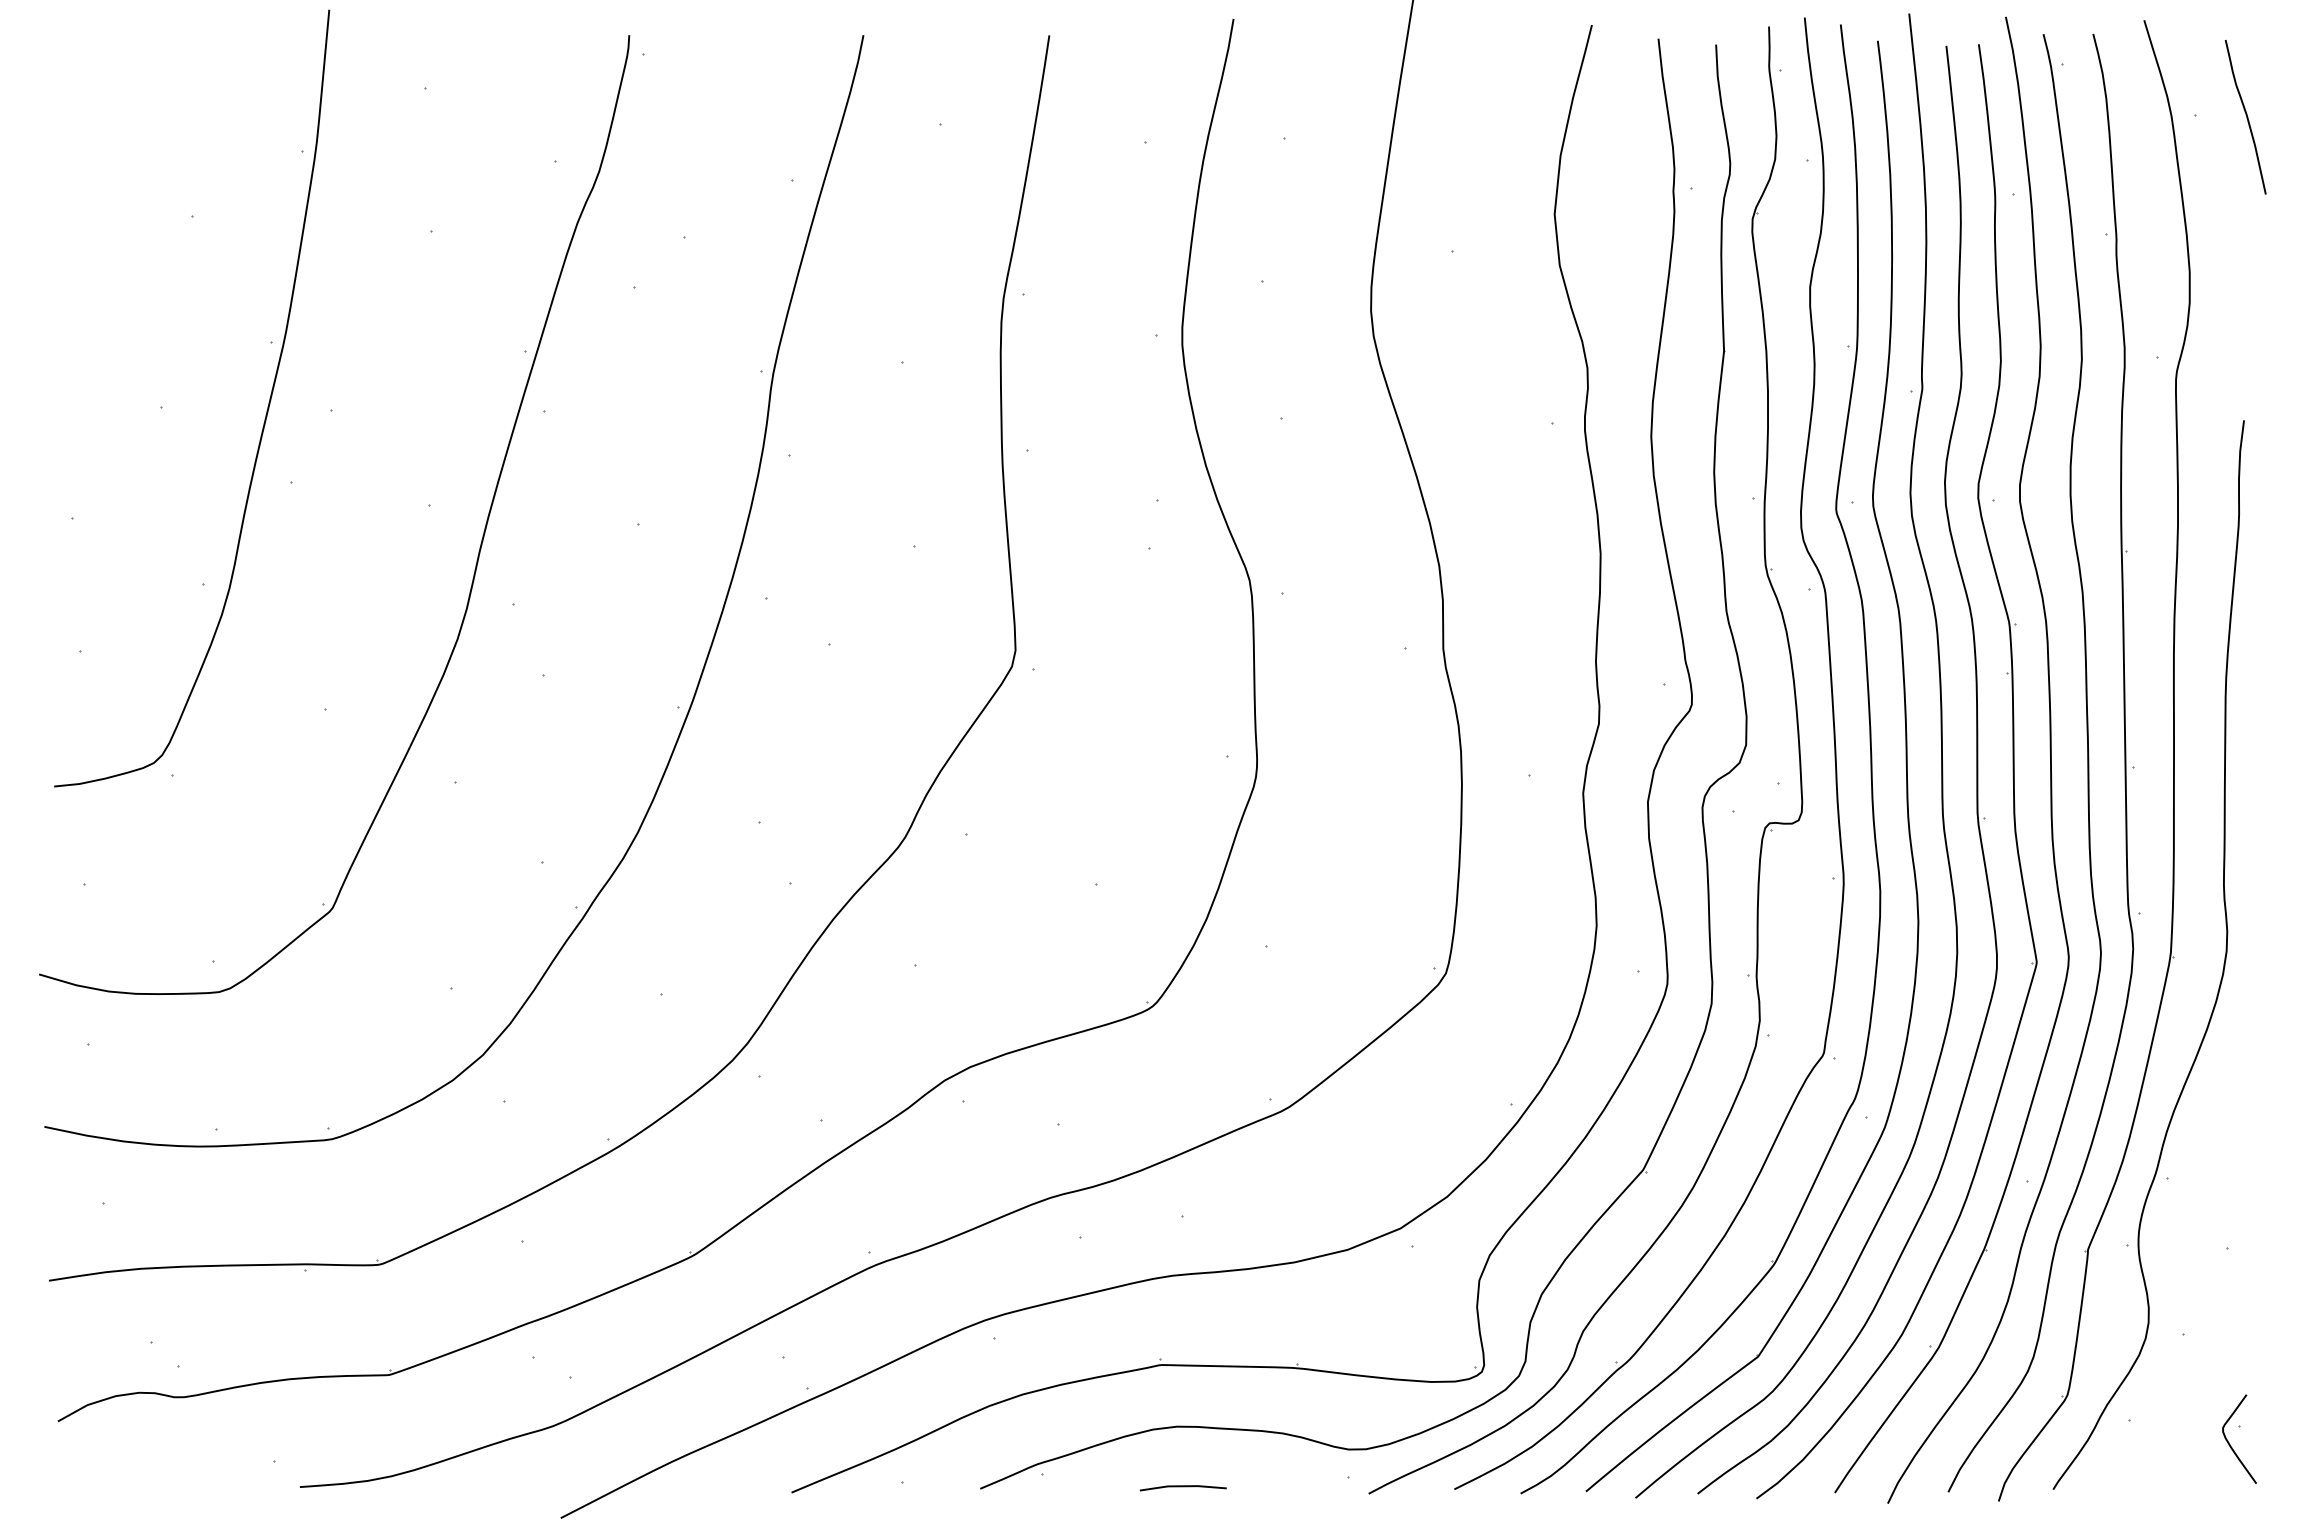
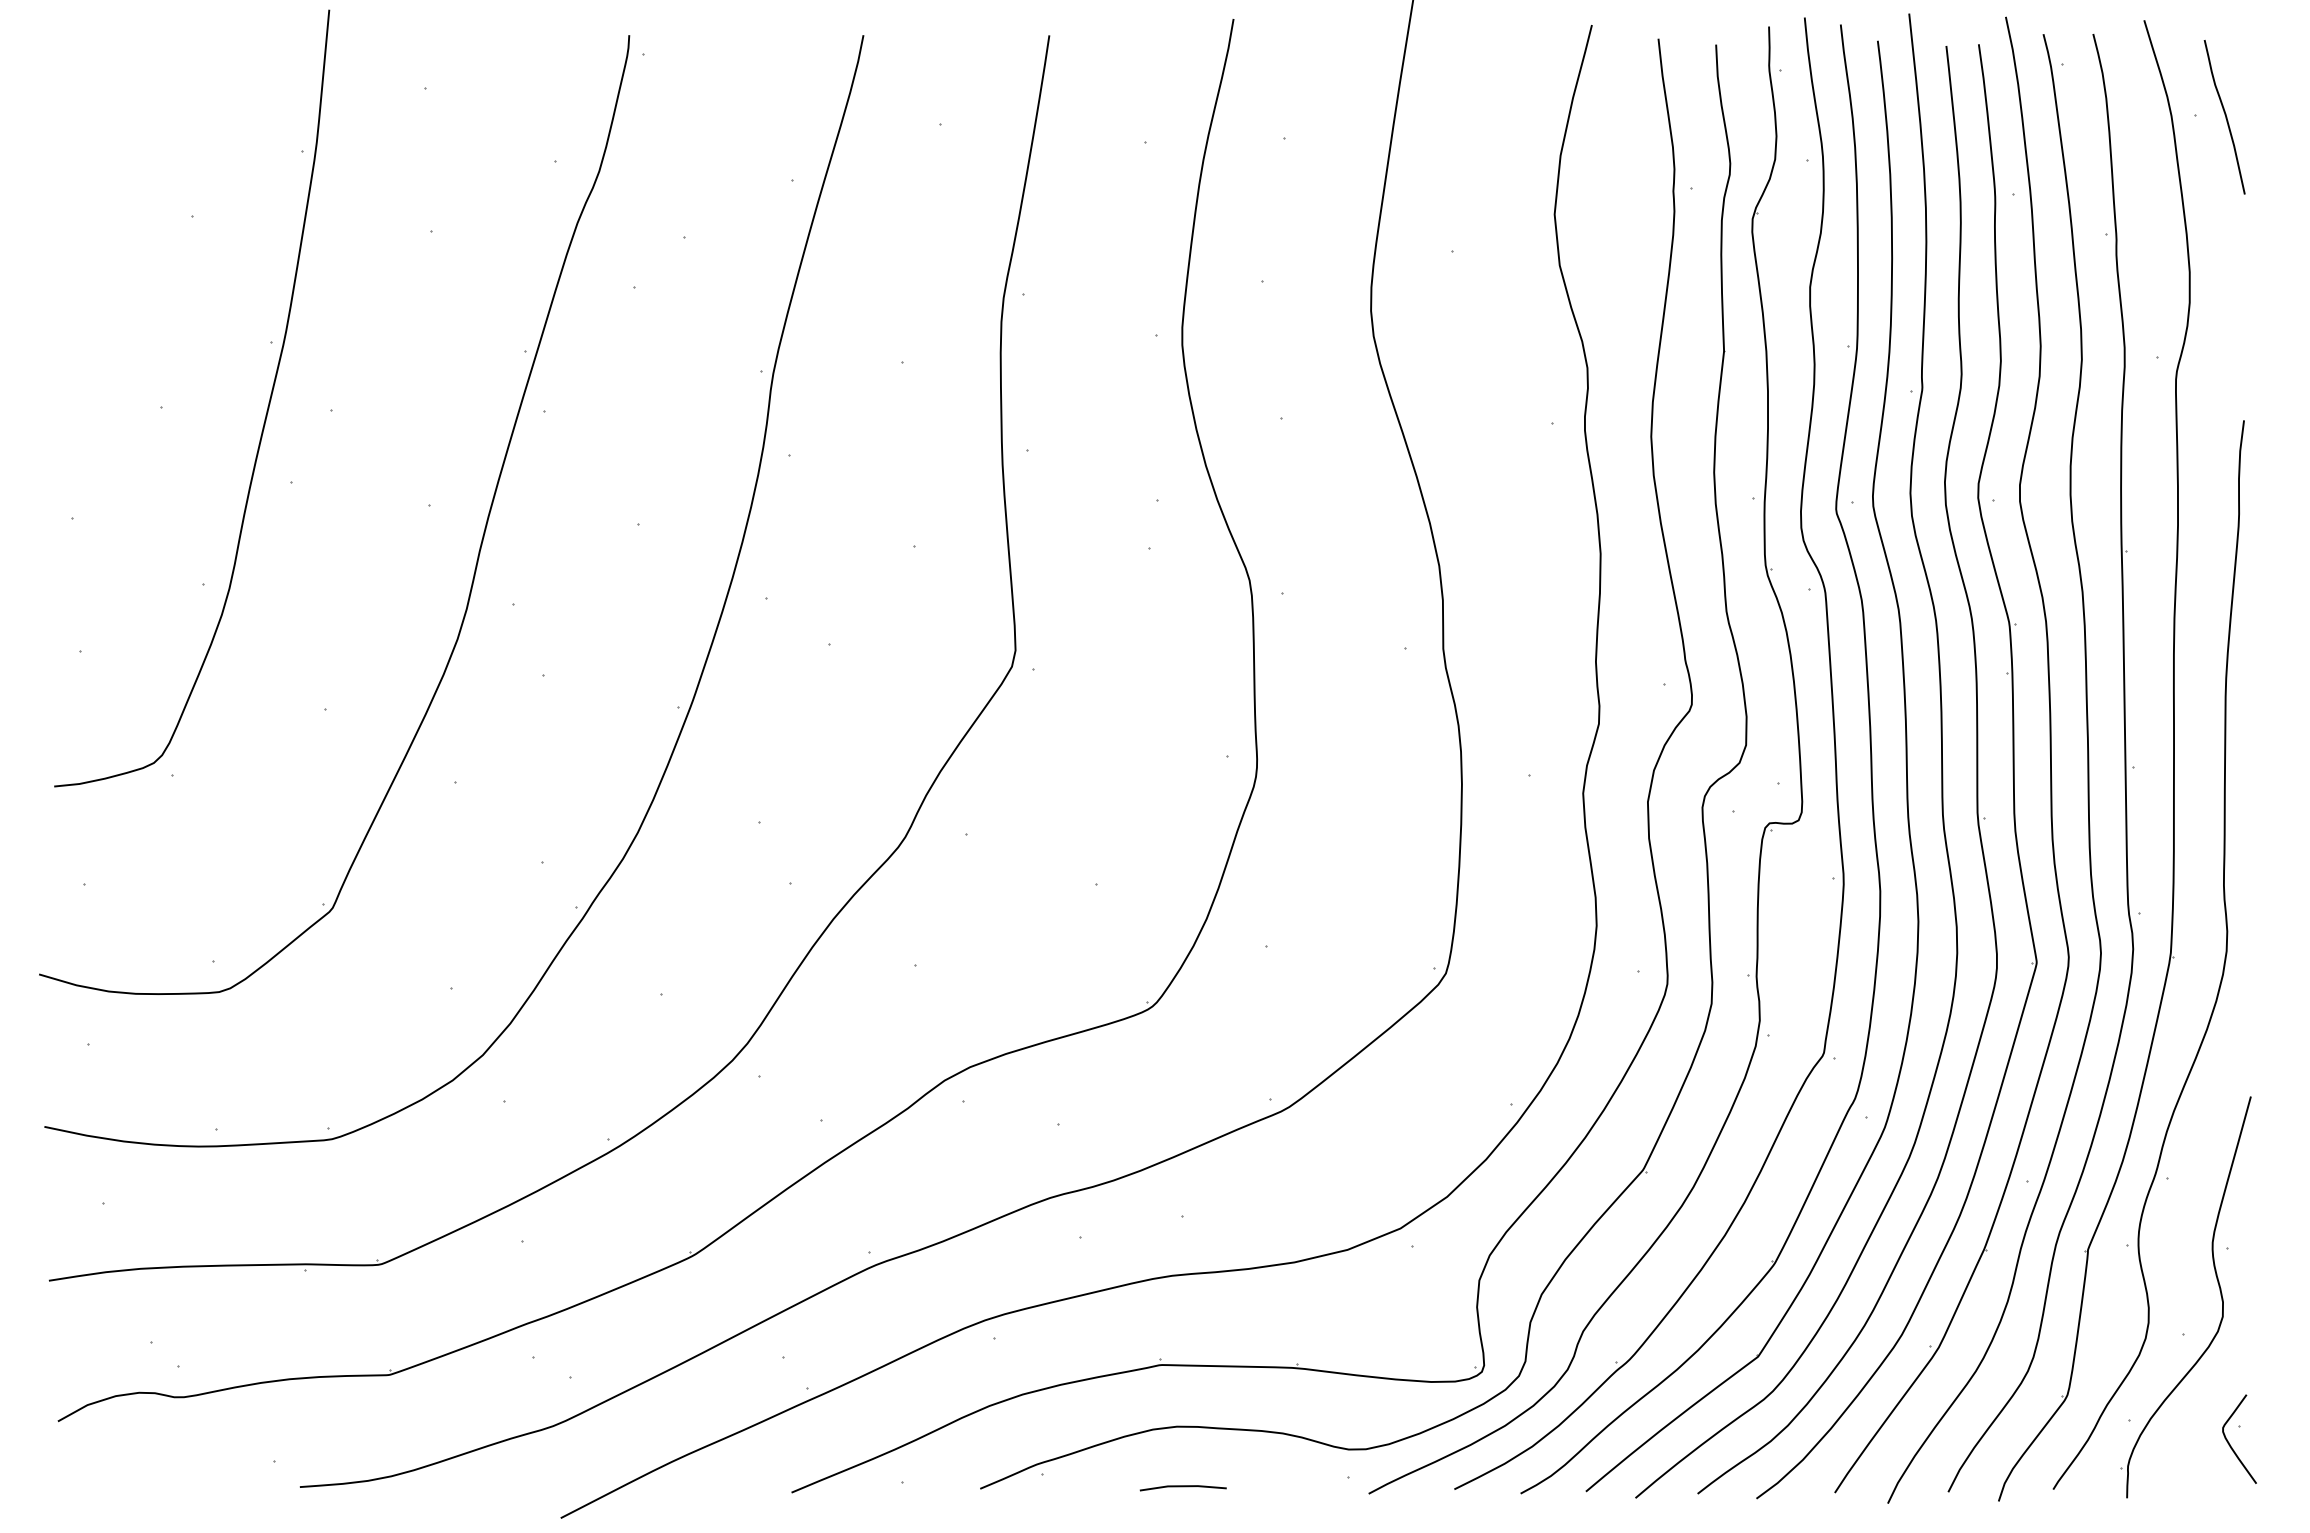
curve position: (2246, 117) -> (2225, 117) (2225, 117)
part: none -> present (2219, 1290)
